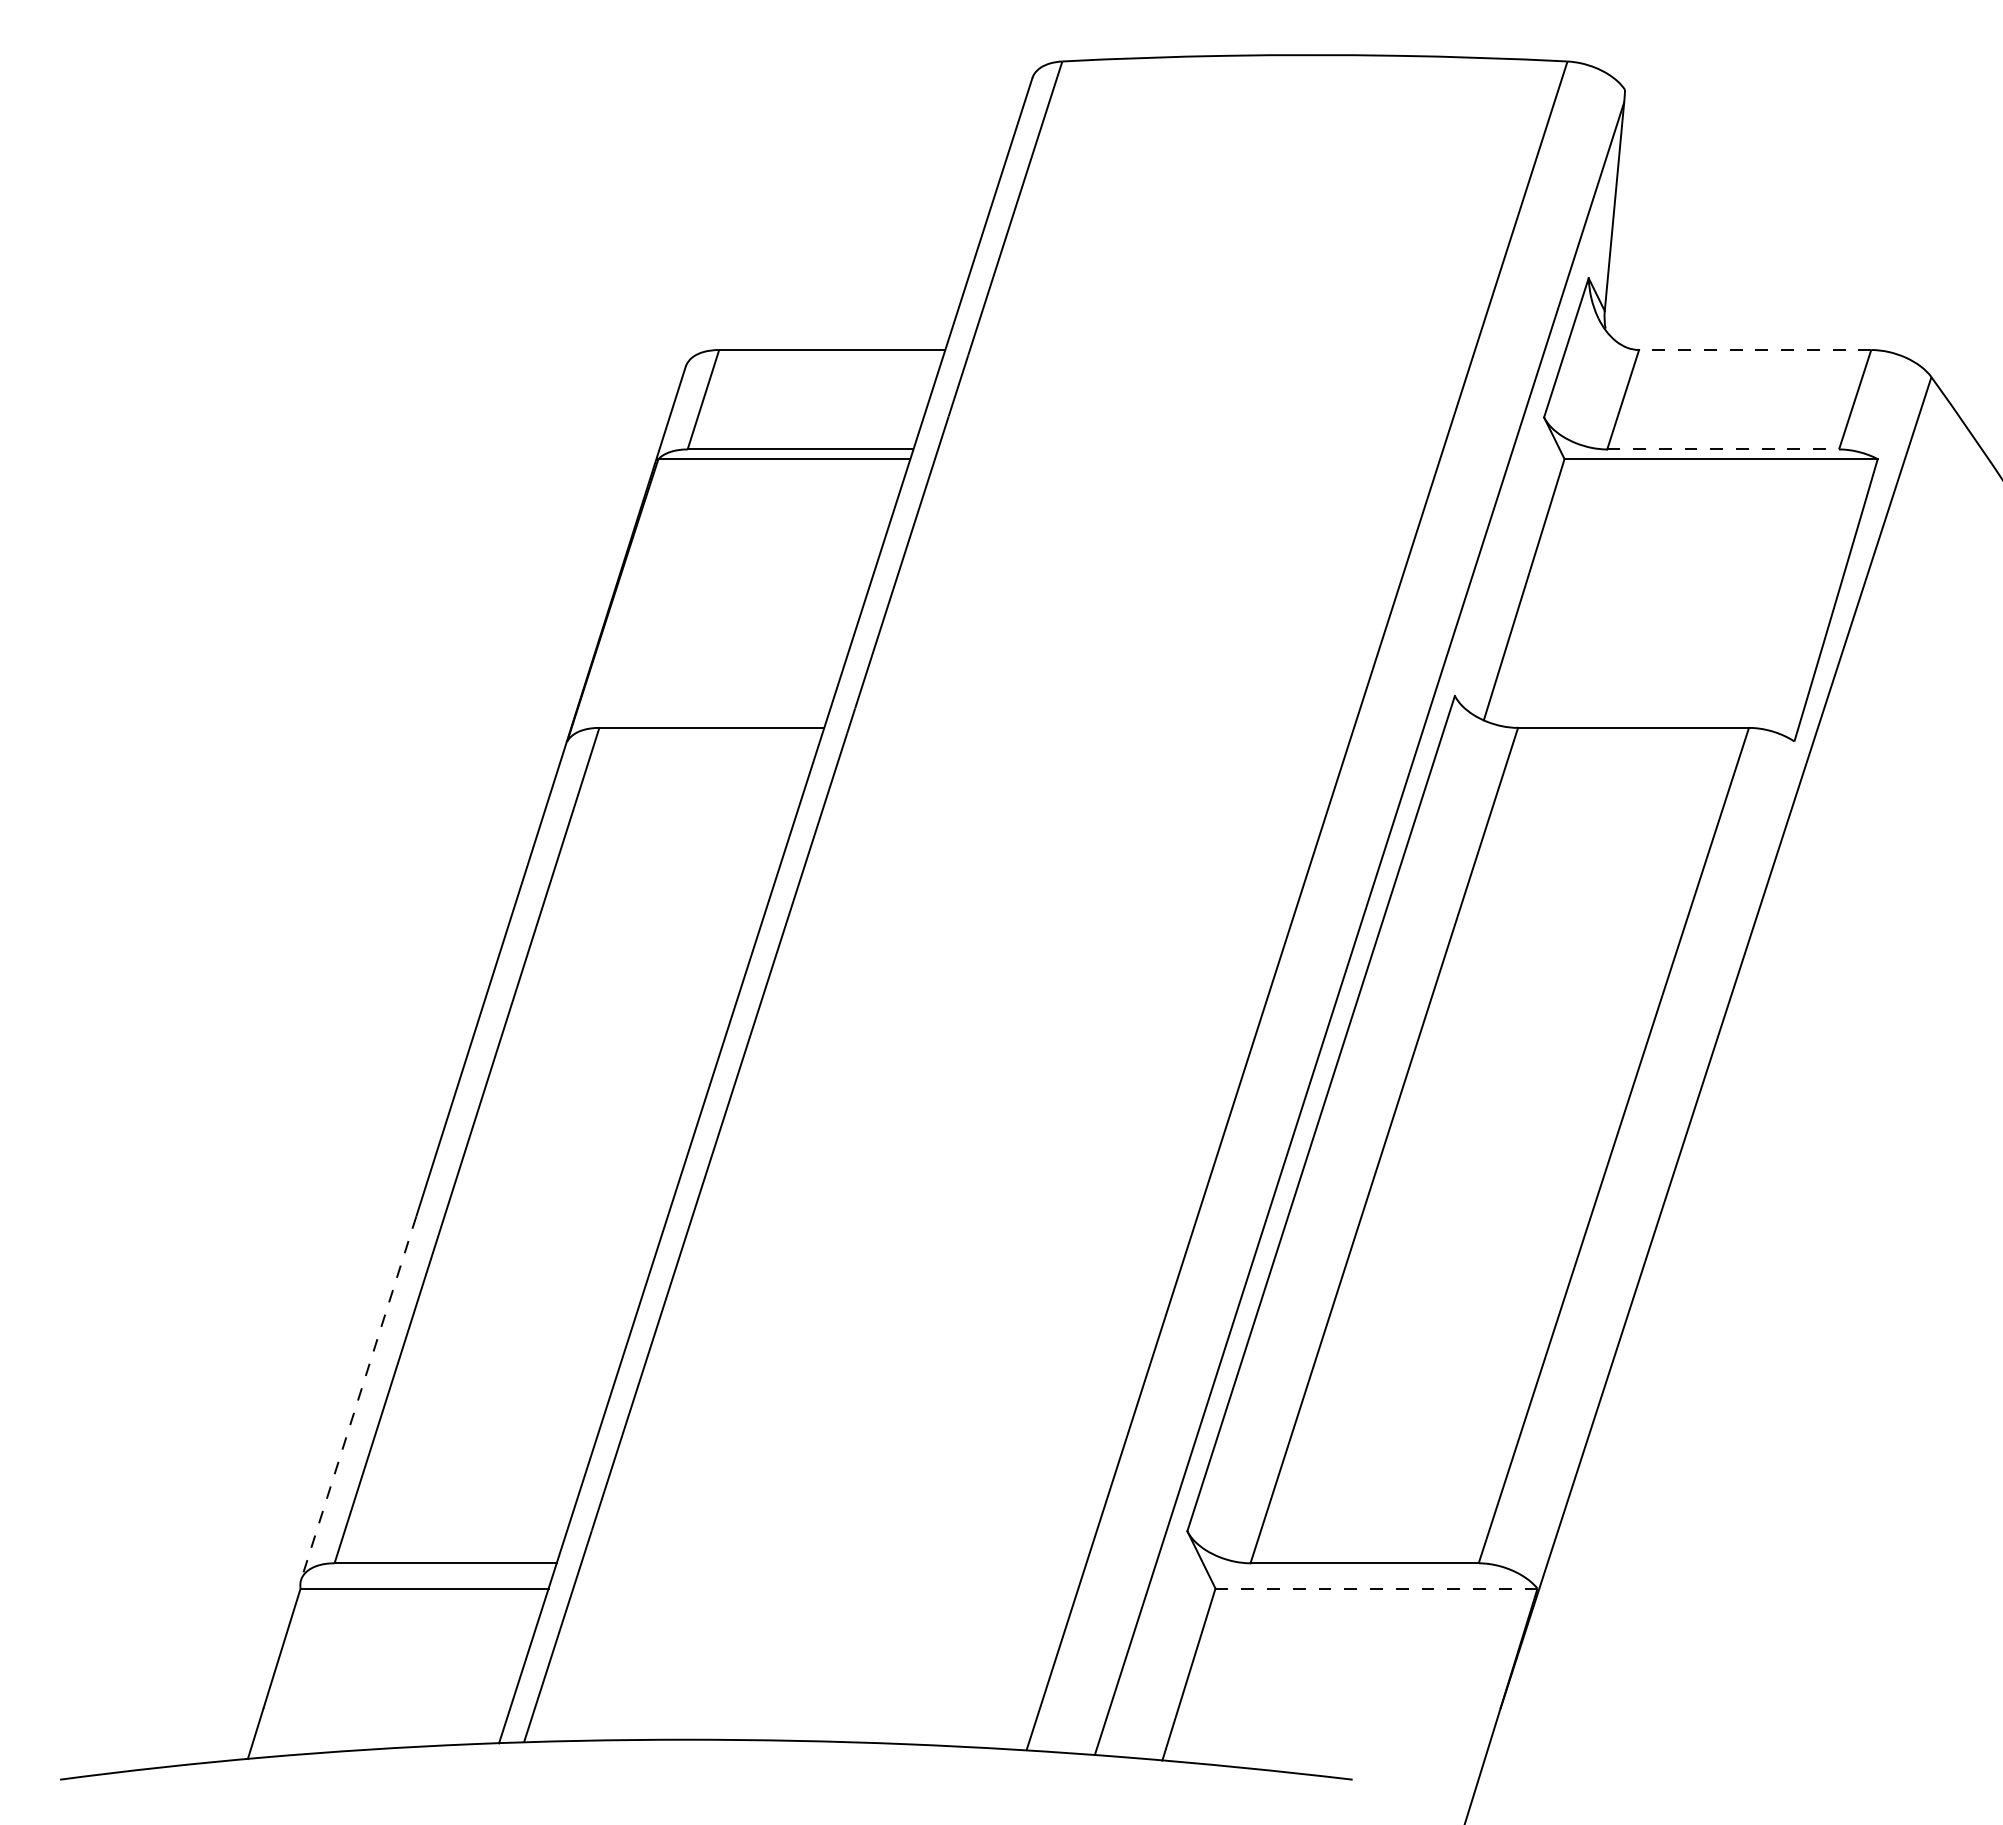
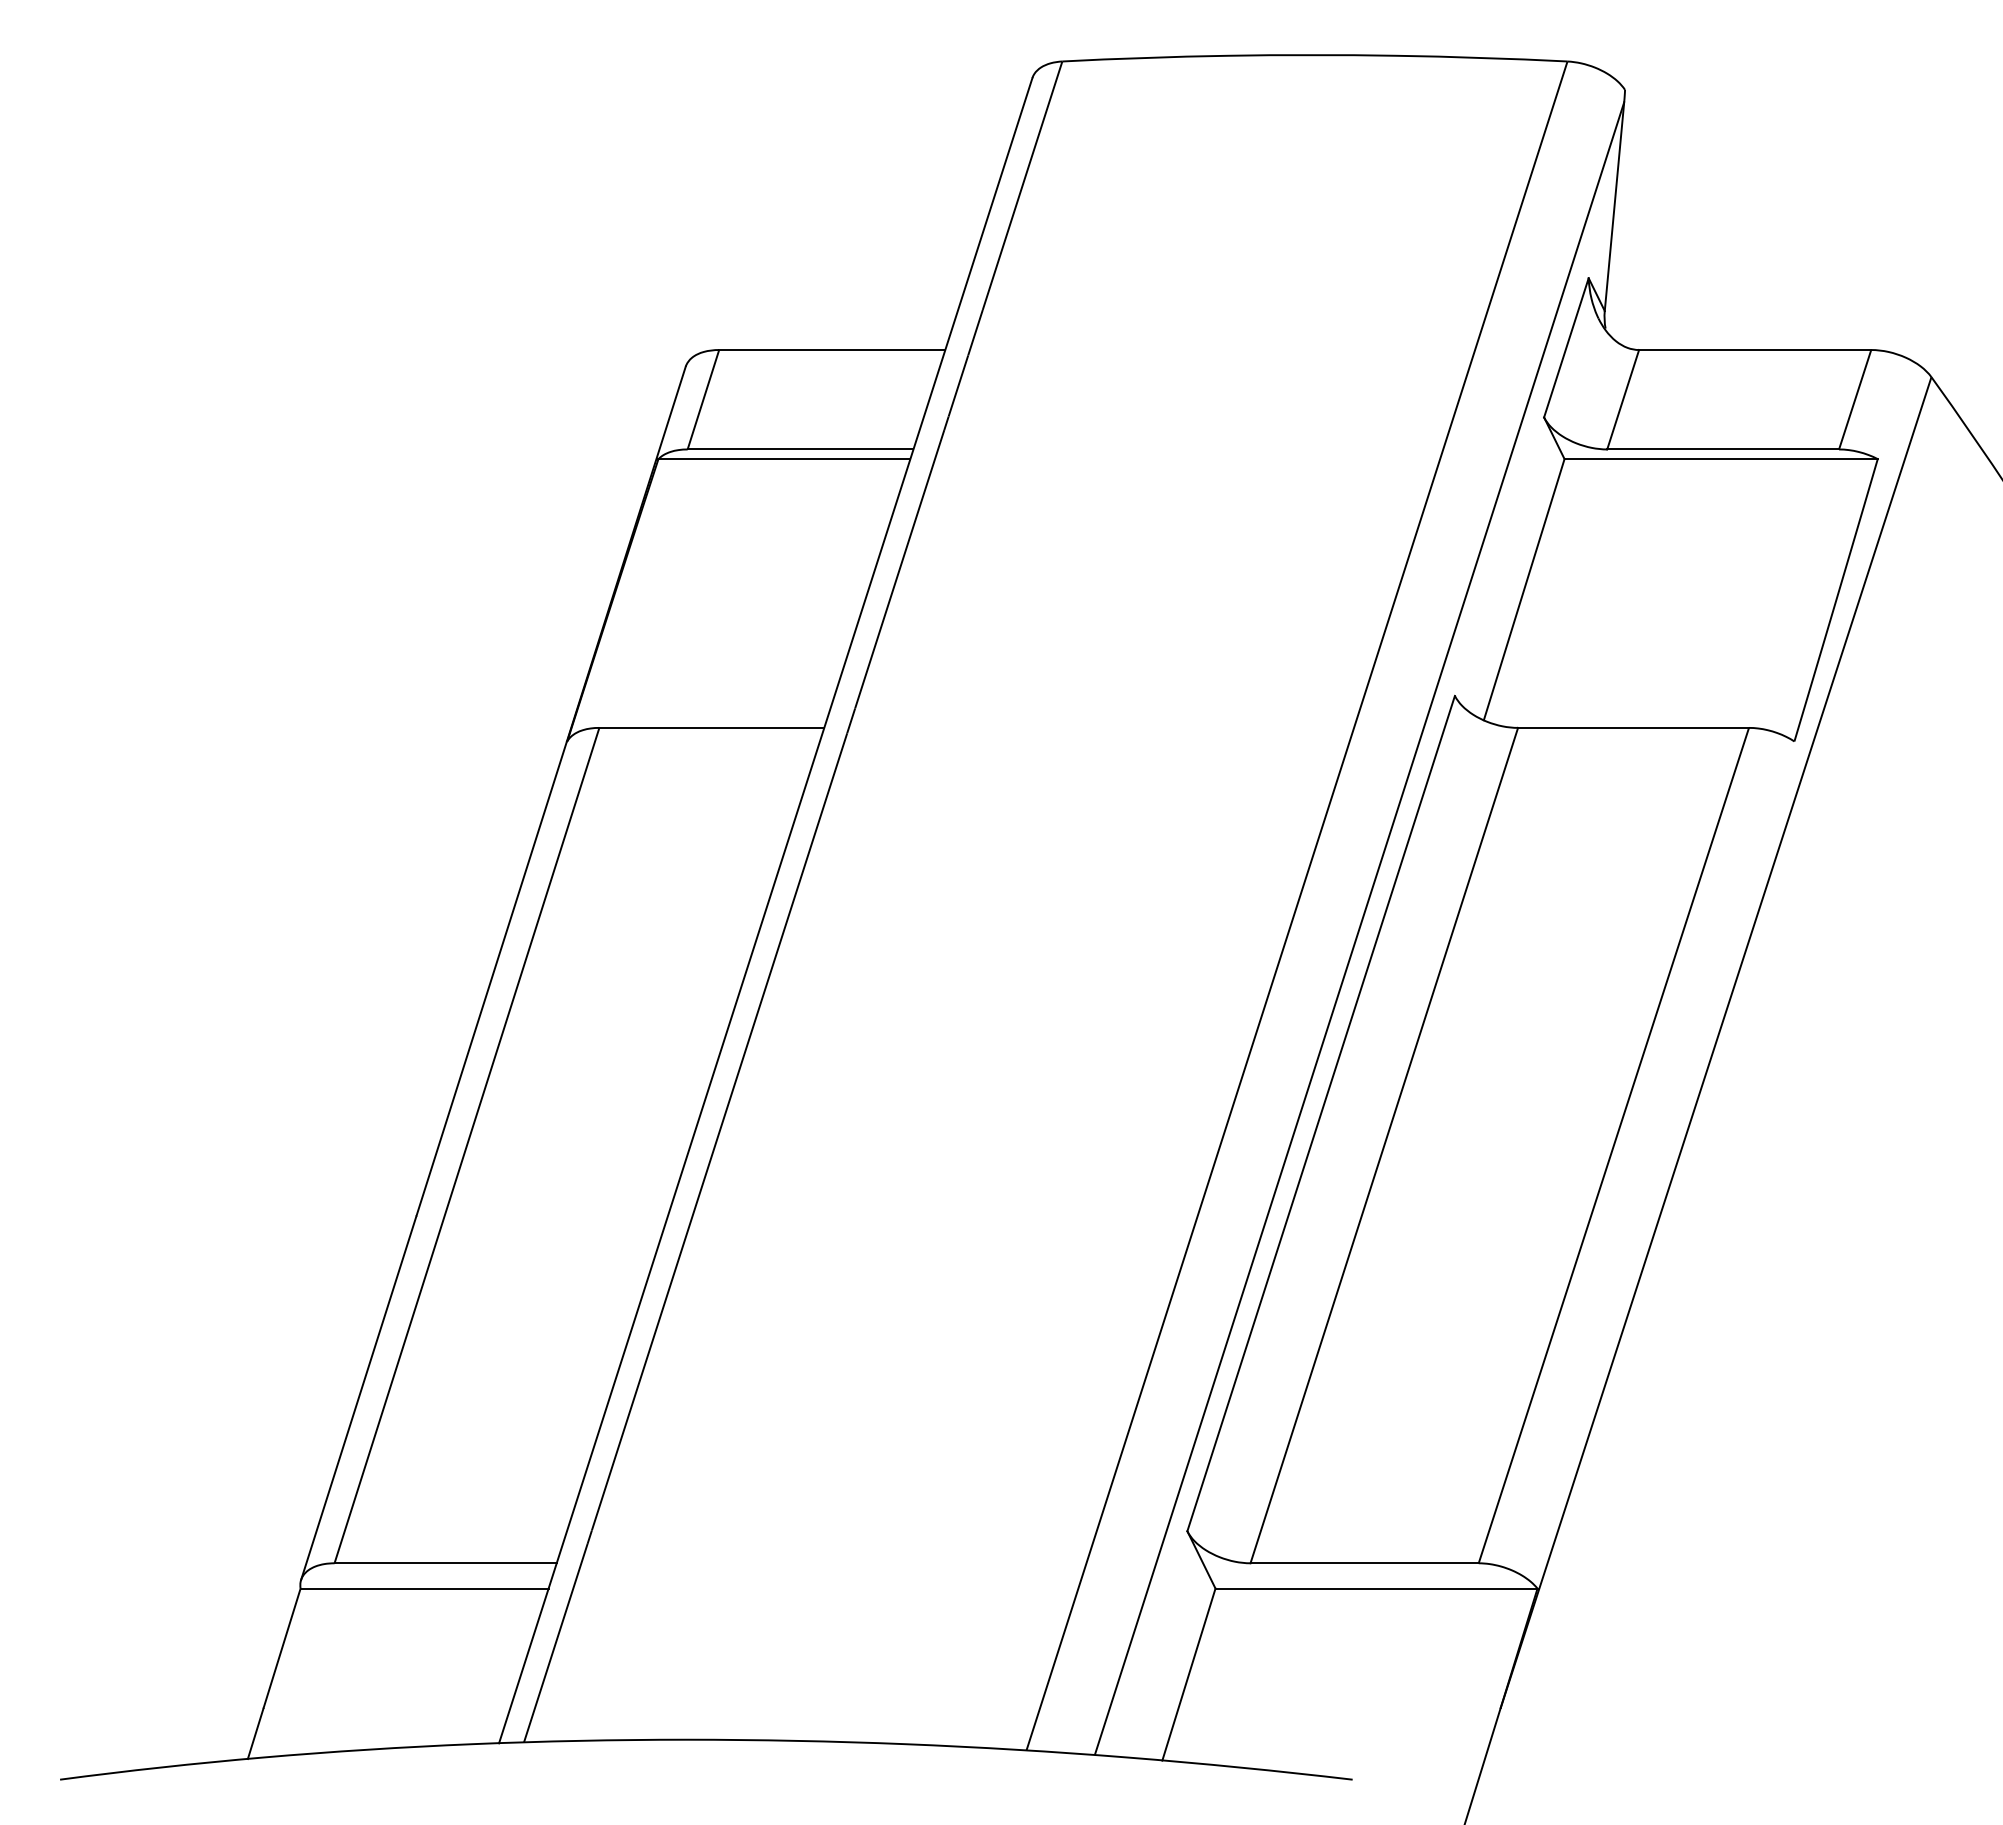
line: dashed -> solid (1754, 350)
line: dashed -> solid (1723, 449)
line: dashed -> solid (358, 1398)
line: dashed -> solid (1377, 1588)
